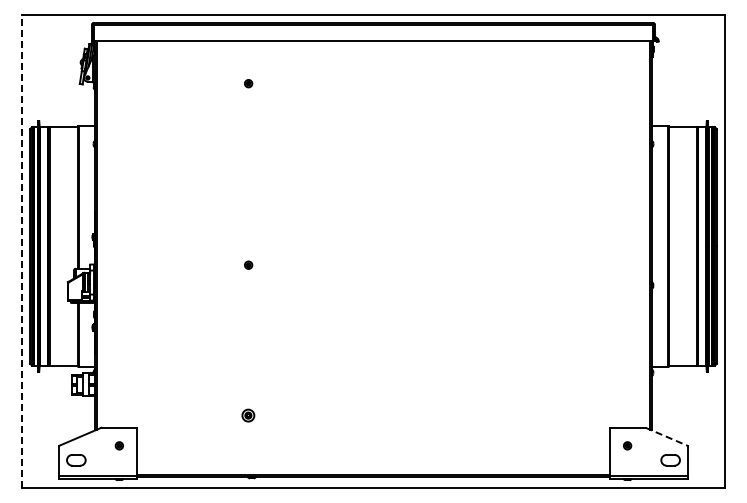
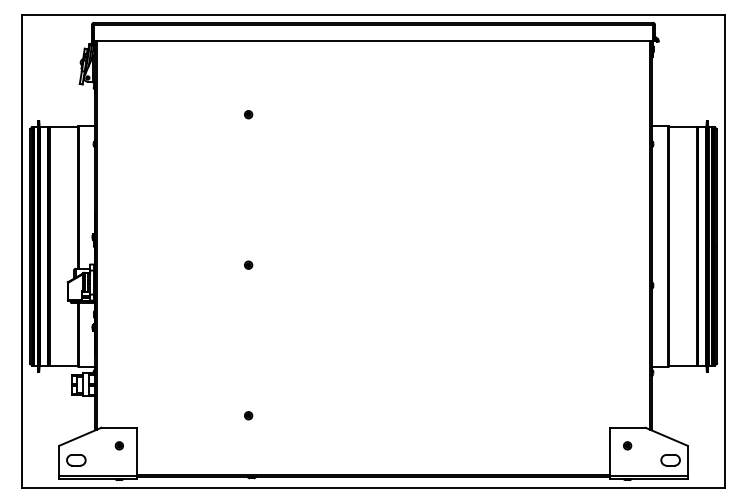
part position: (248, 83) -> (248, 114) (248, 114)
line: dashed -> solid (22, 250)
part size: 15x15 px -> 10x10 px (248, 415)
line: dashed -> solid (666, 436)
